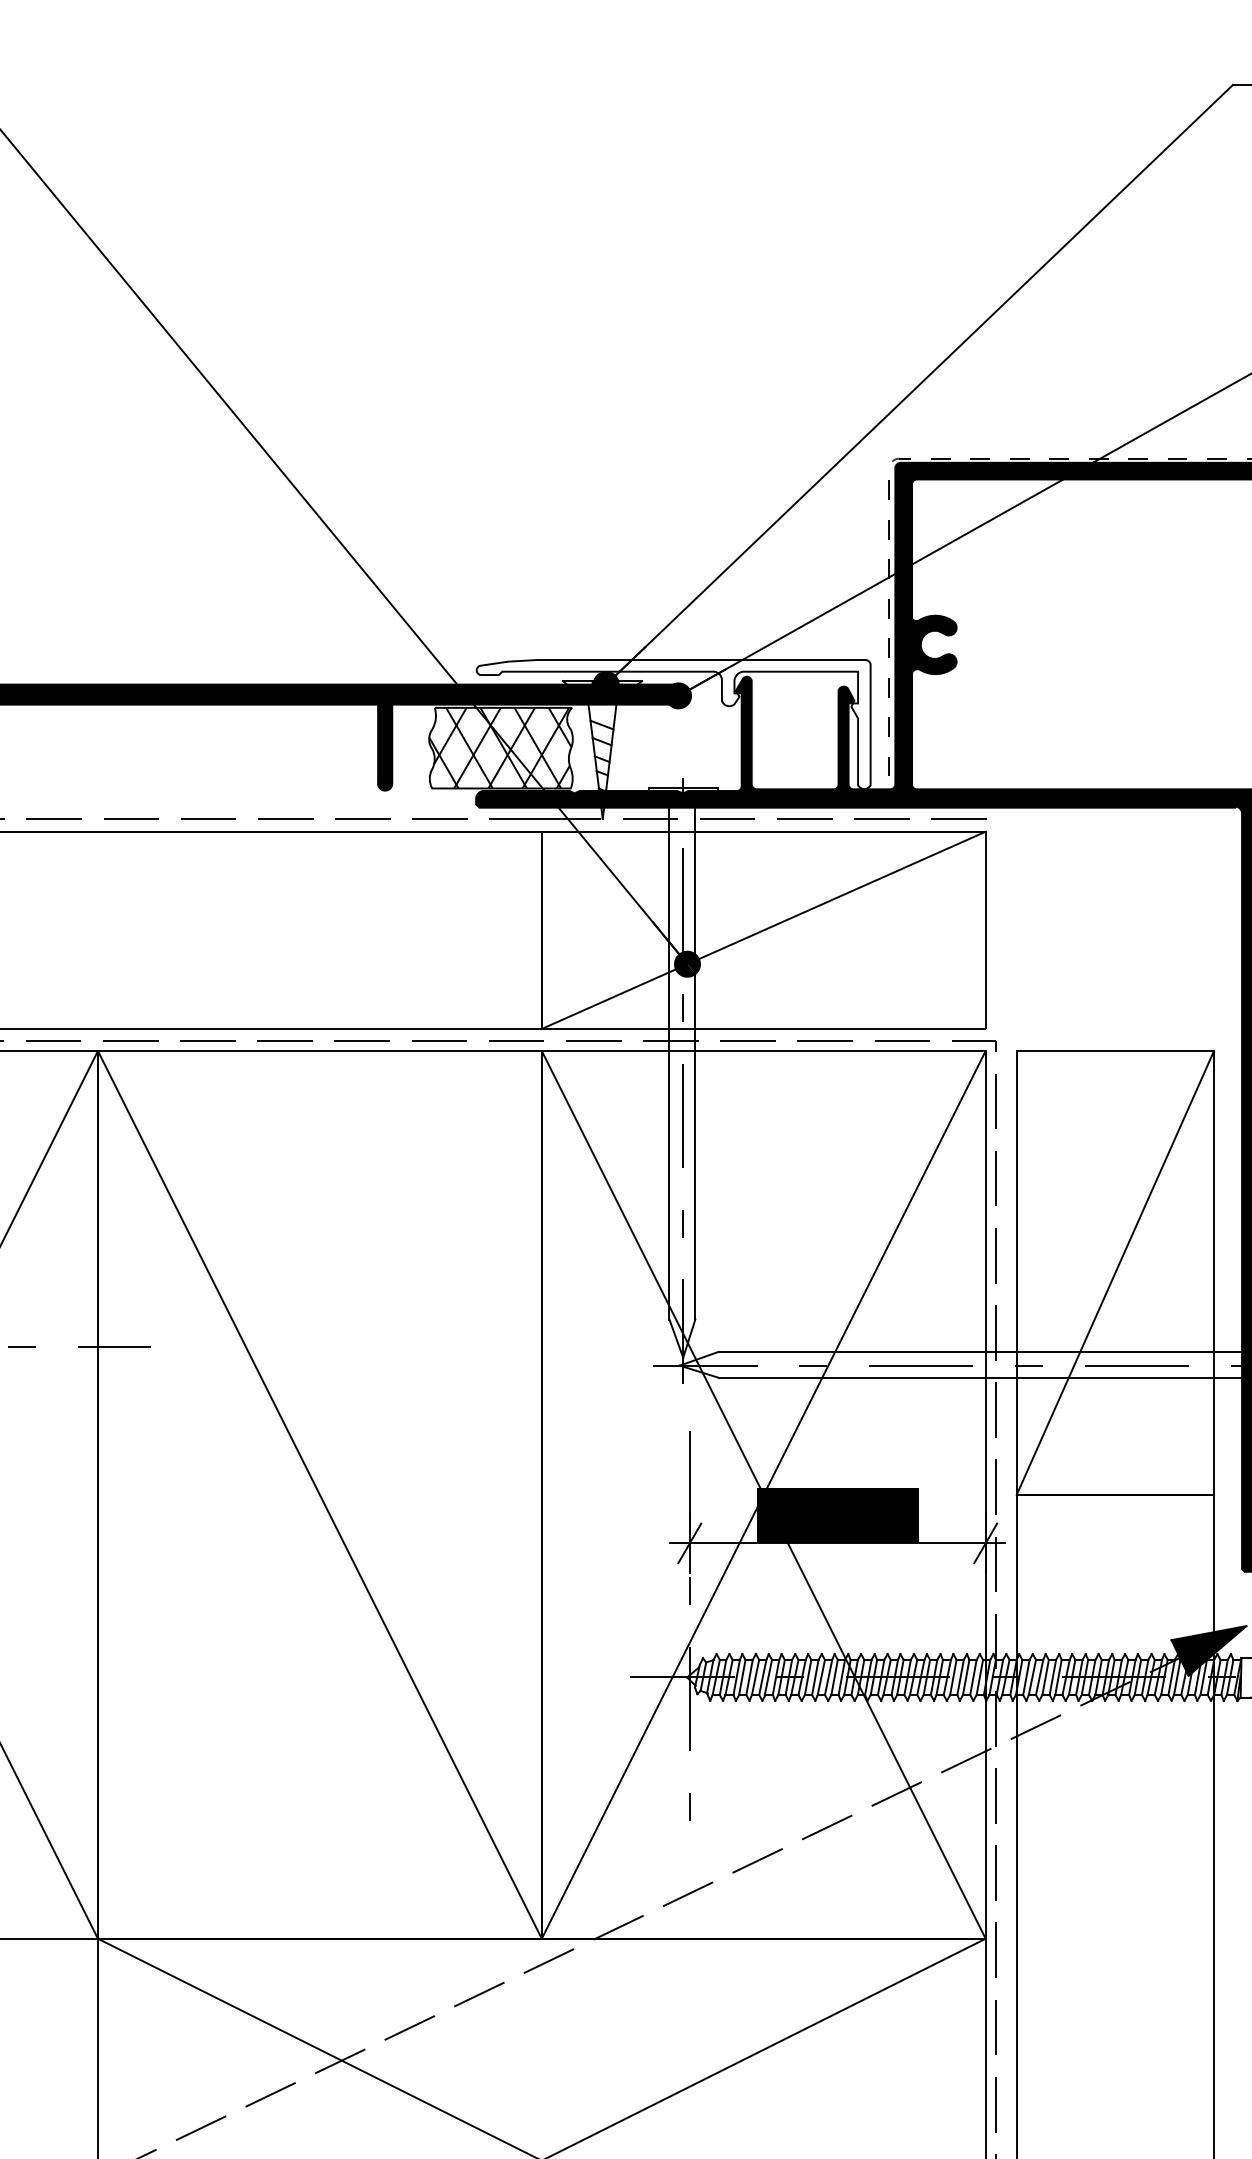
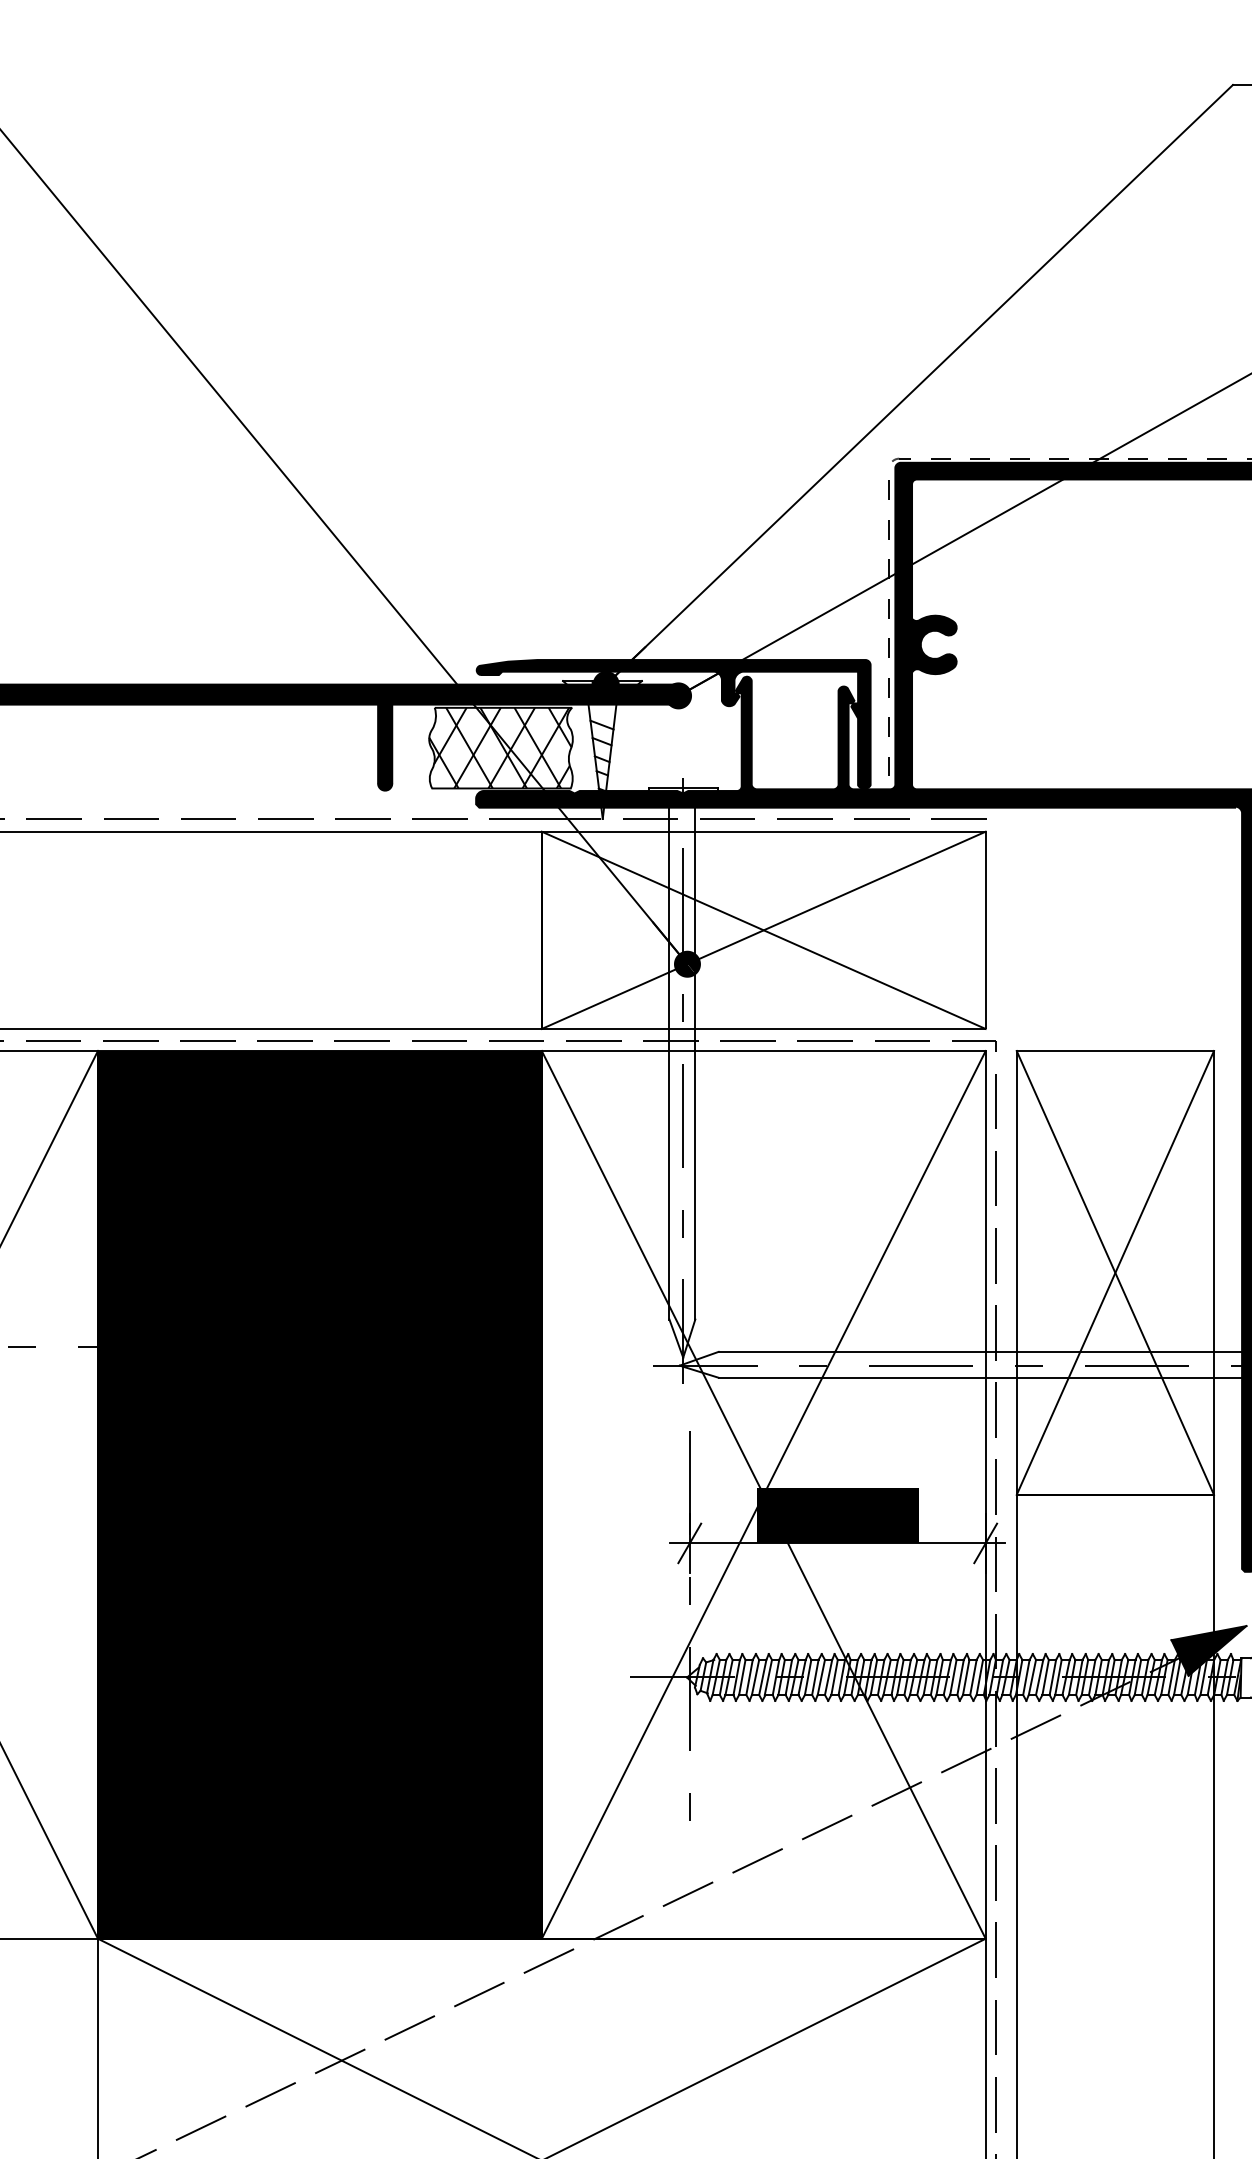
fill: none -> present (673, 724)
line: none -> present (763, 929)
line: none -> present (1115, 1272)
fill: none -> present (319, 1494)
